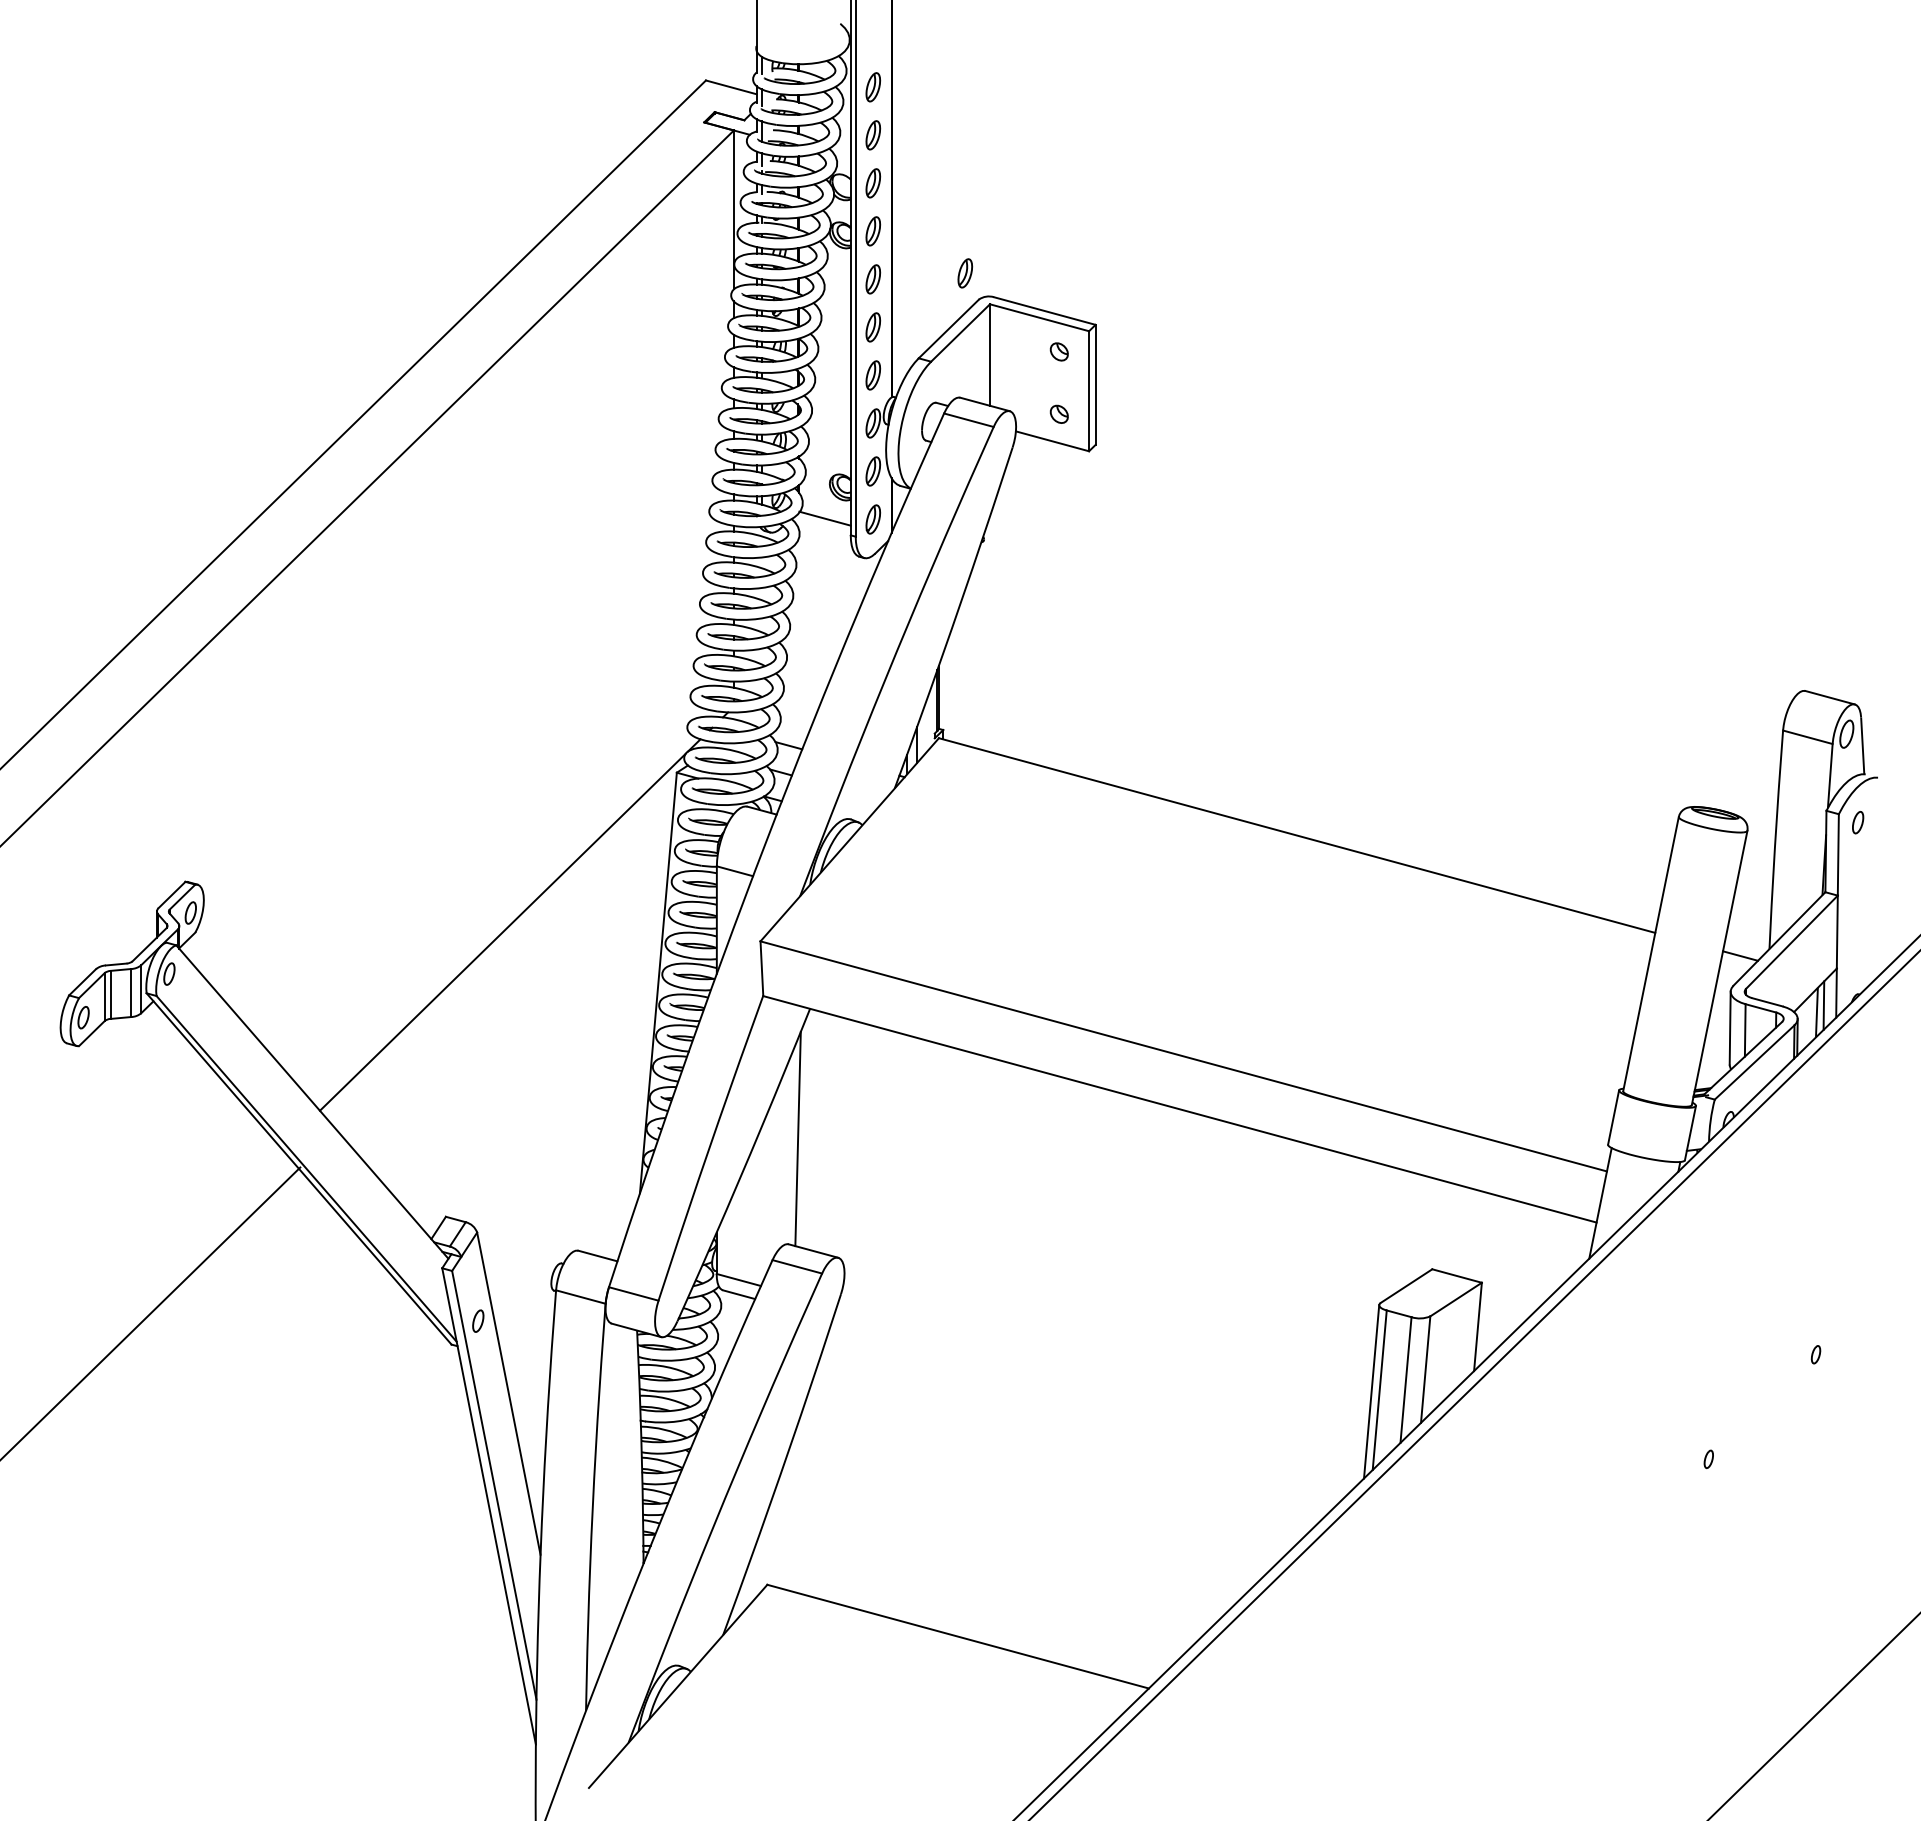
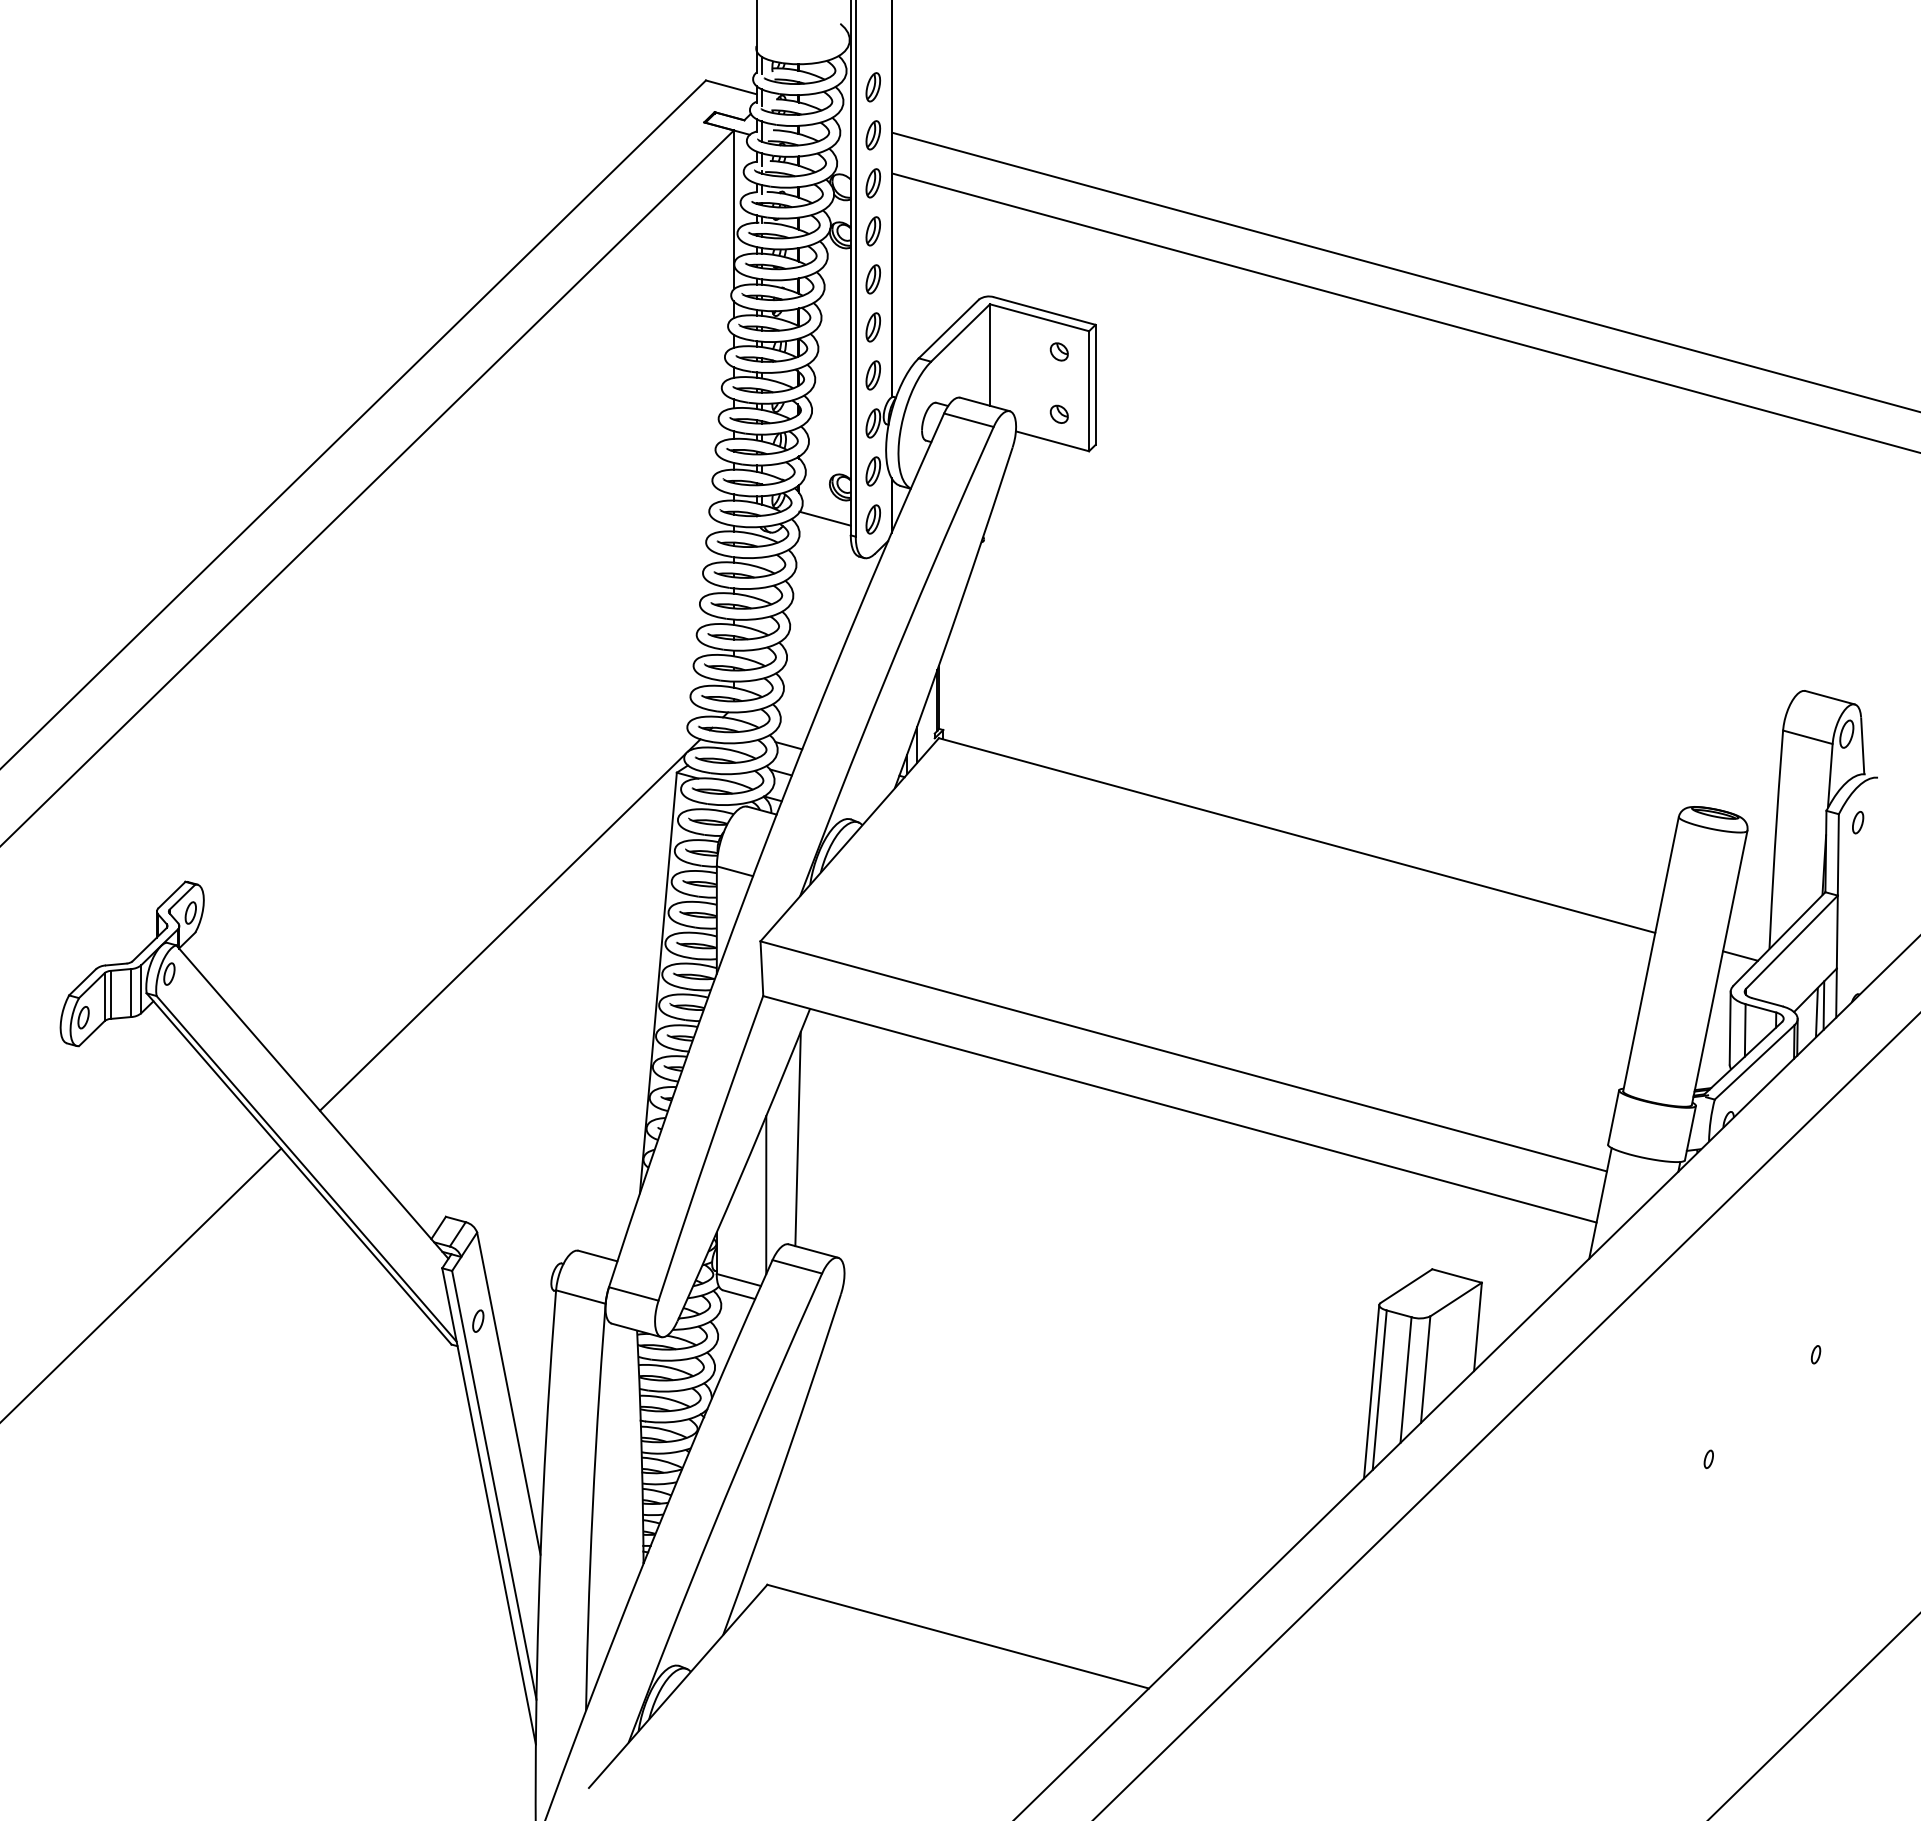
line: none -> present (1404, 271)
part: present -> none (965, 273)
line: none -> present (1404, 312)
line: none -> present (766, 1195)
line position: (151, 1312) -> (141, 1284) (141, 1284)
line position: (1474, 1385) -> (1506, 1416) (1506, 1416)
